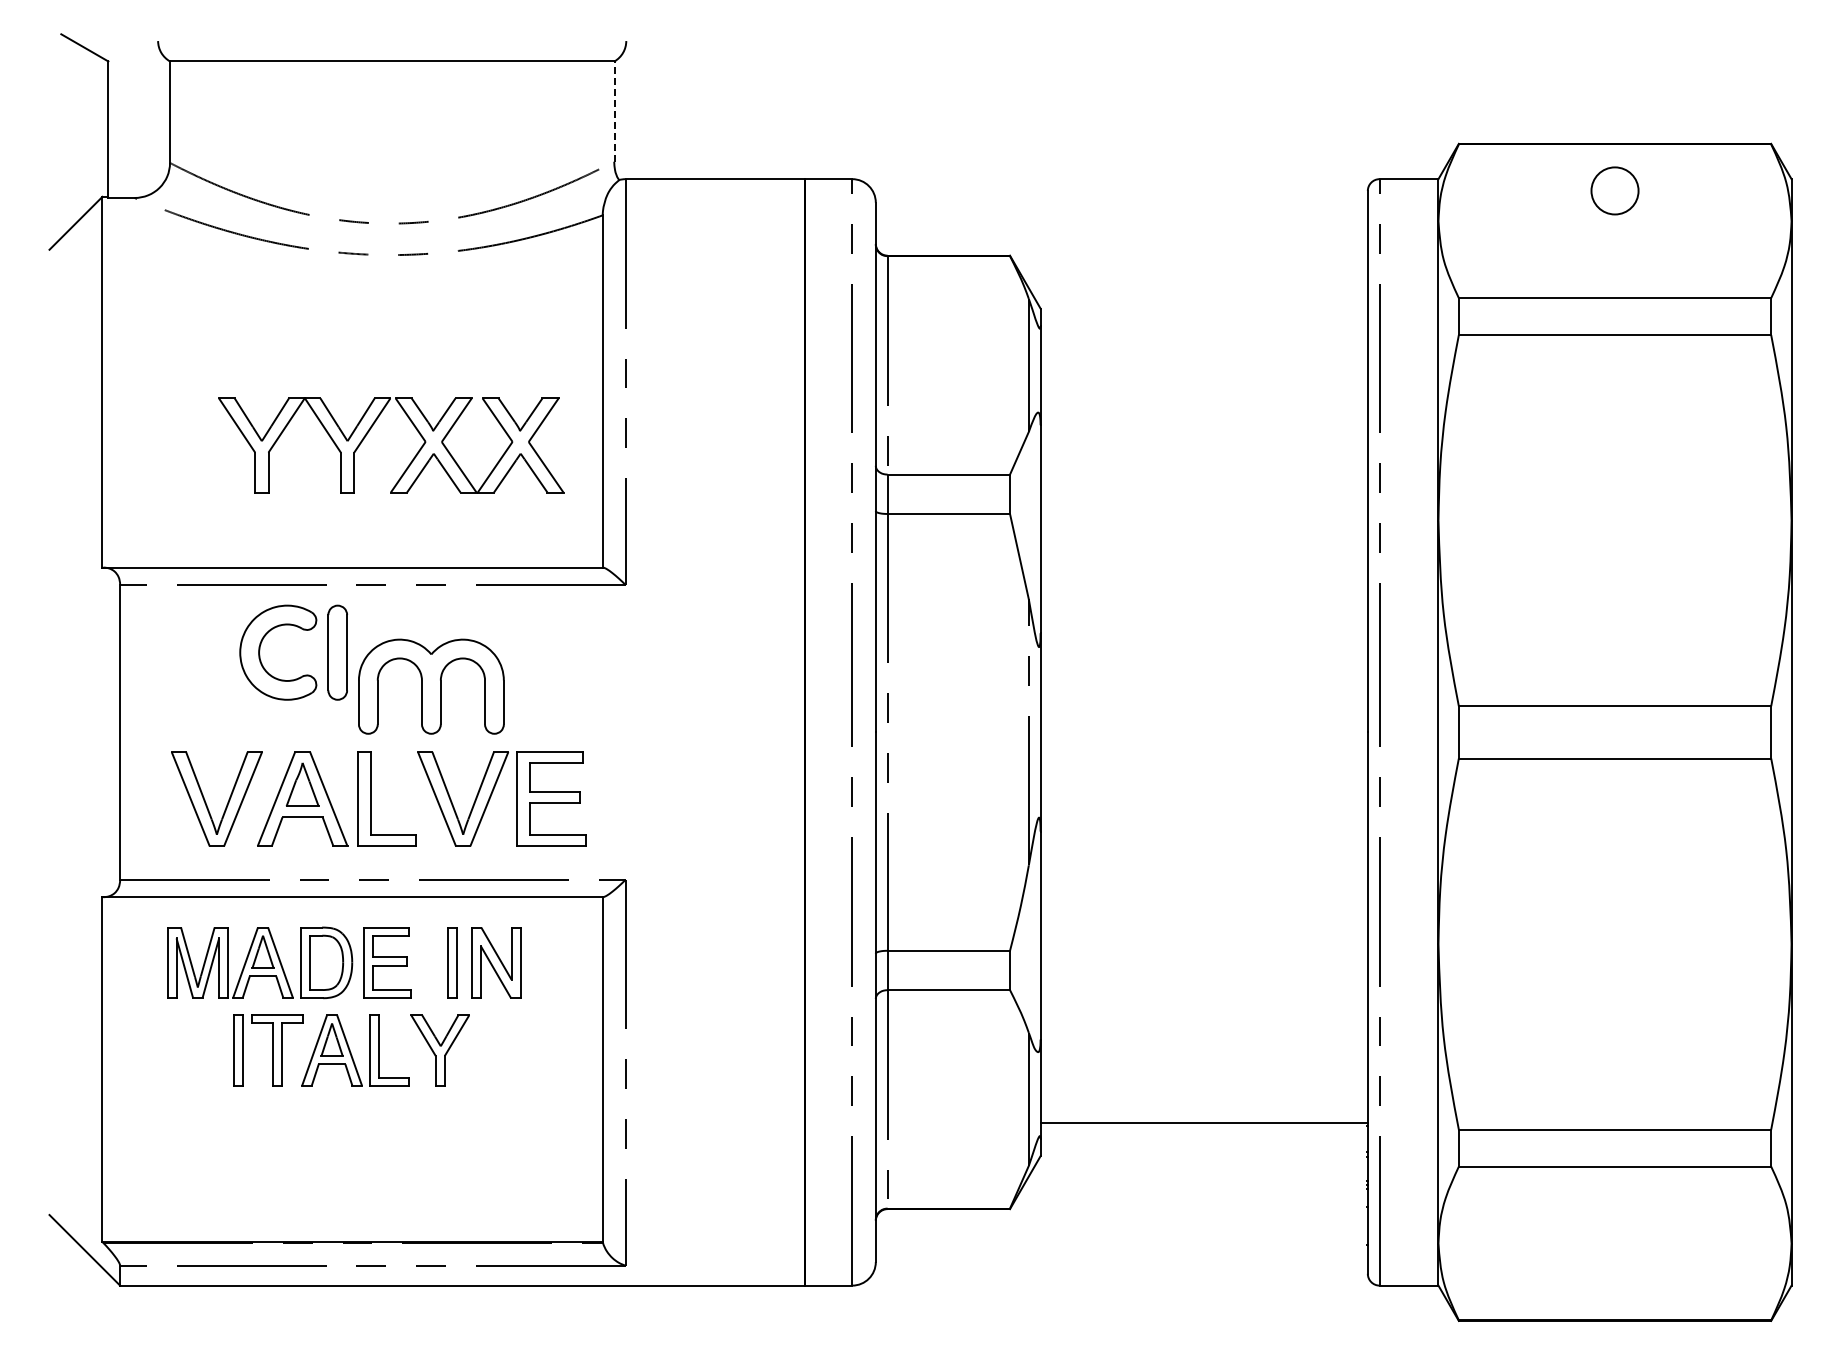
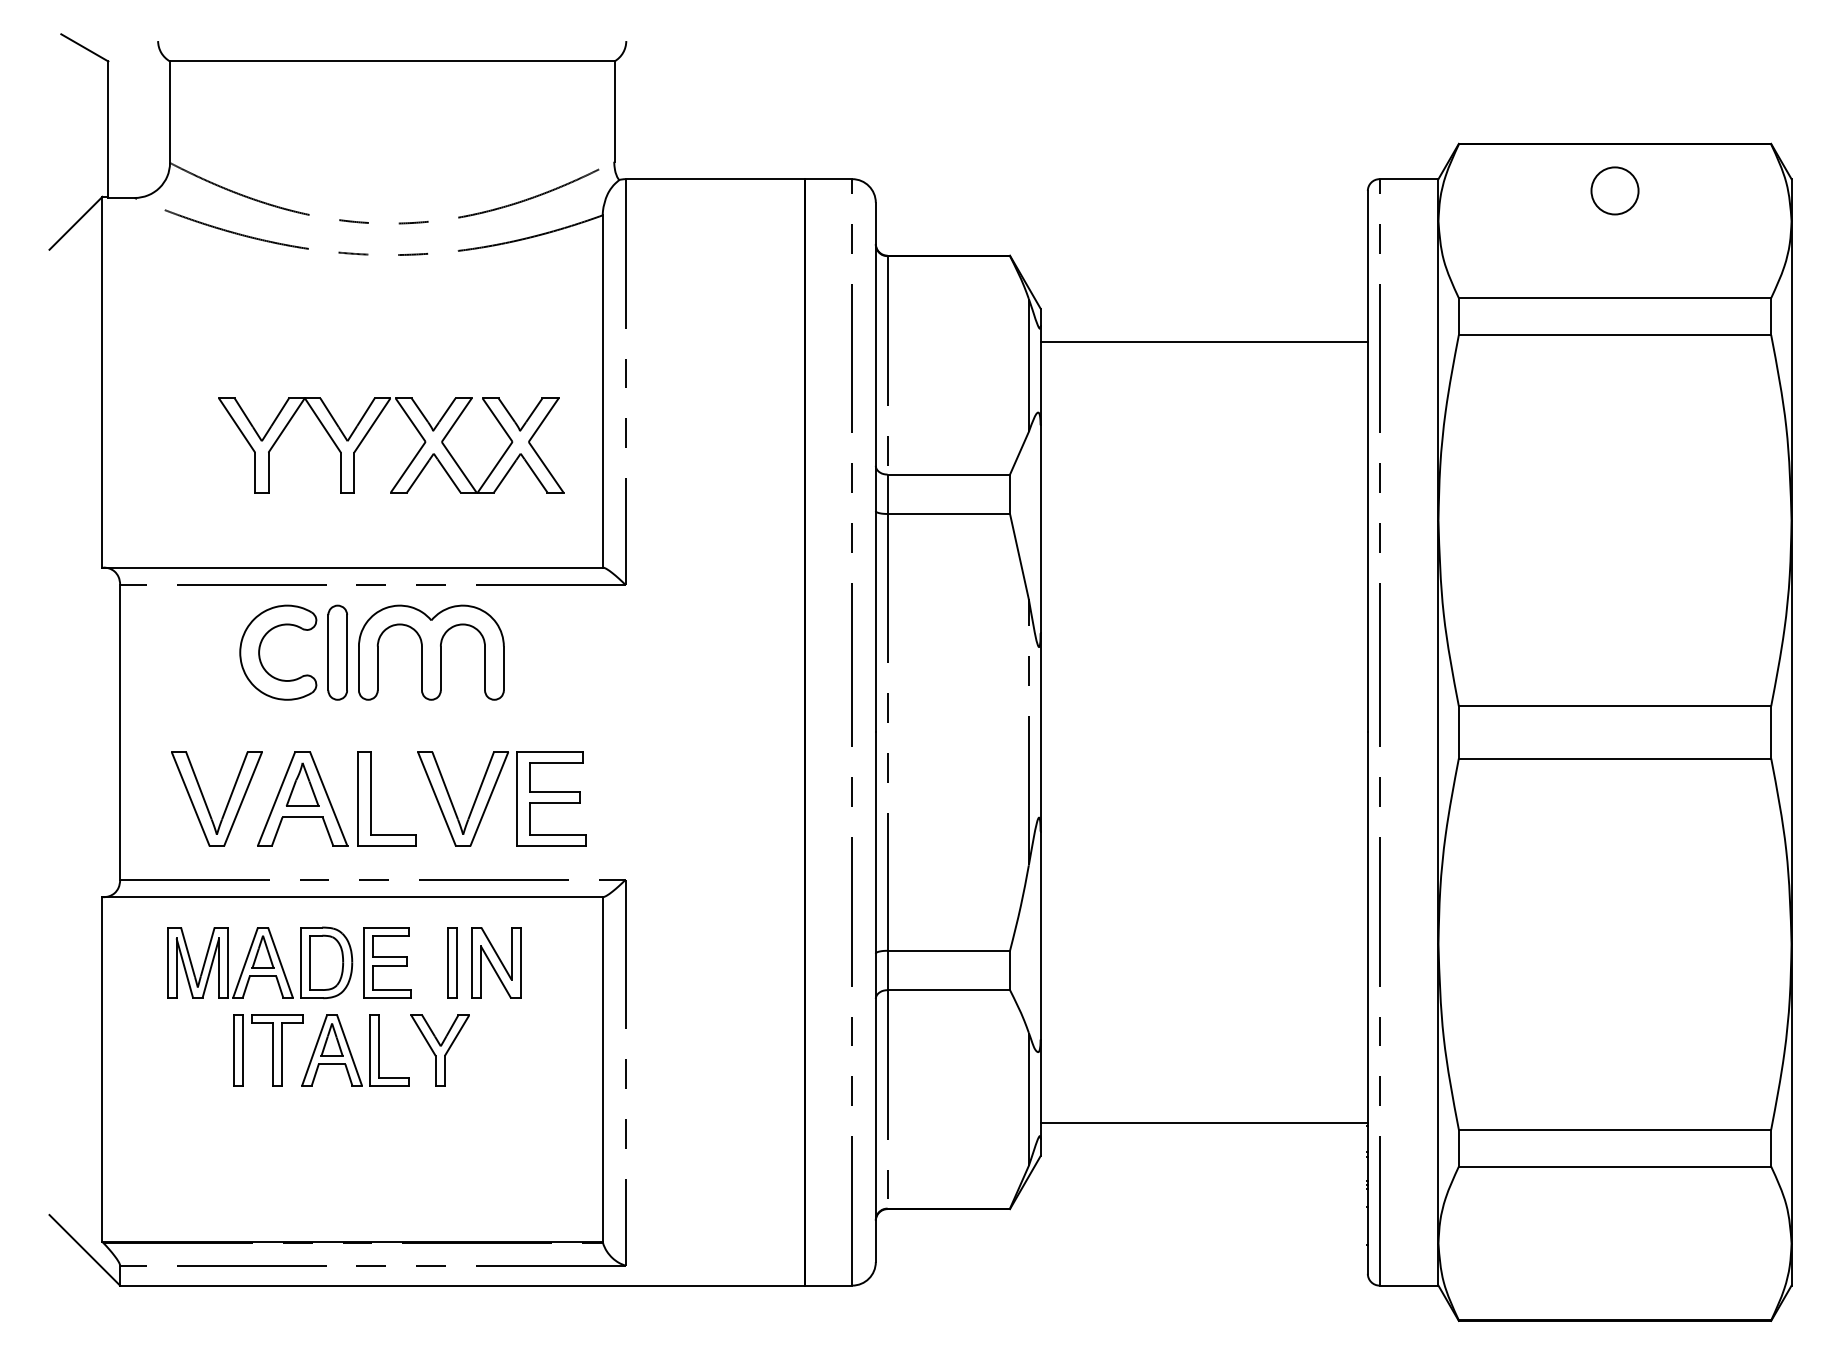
line: dashed -> solid (614, 111)
line: none -> present (1203, 341)
part position: (431, 686) -> (431, 652) (431, 652)
